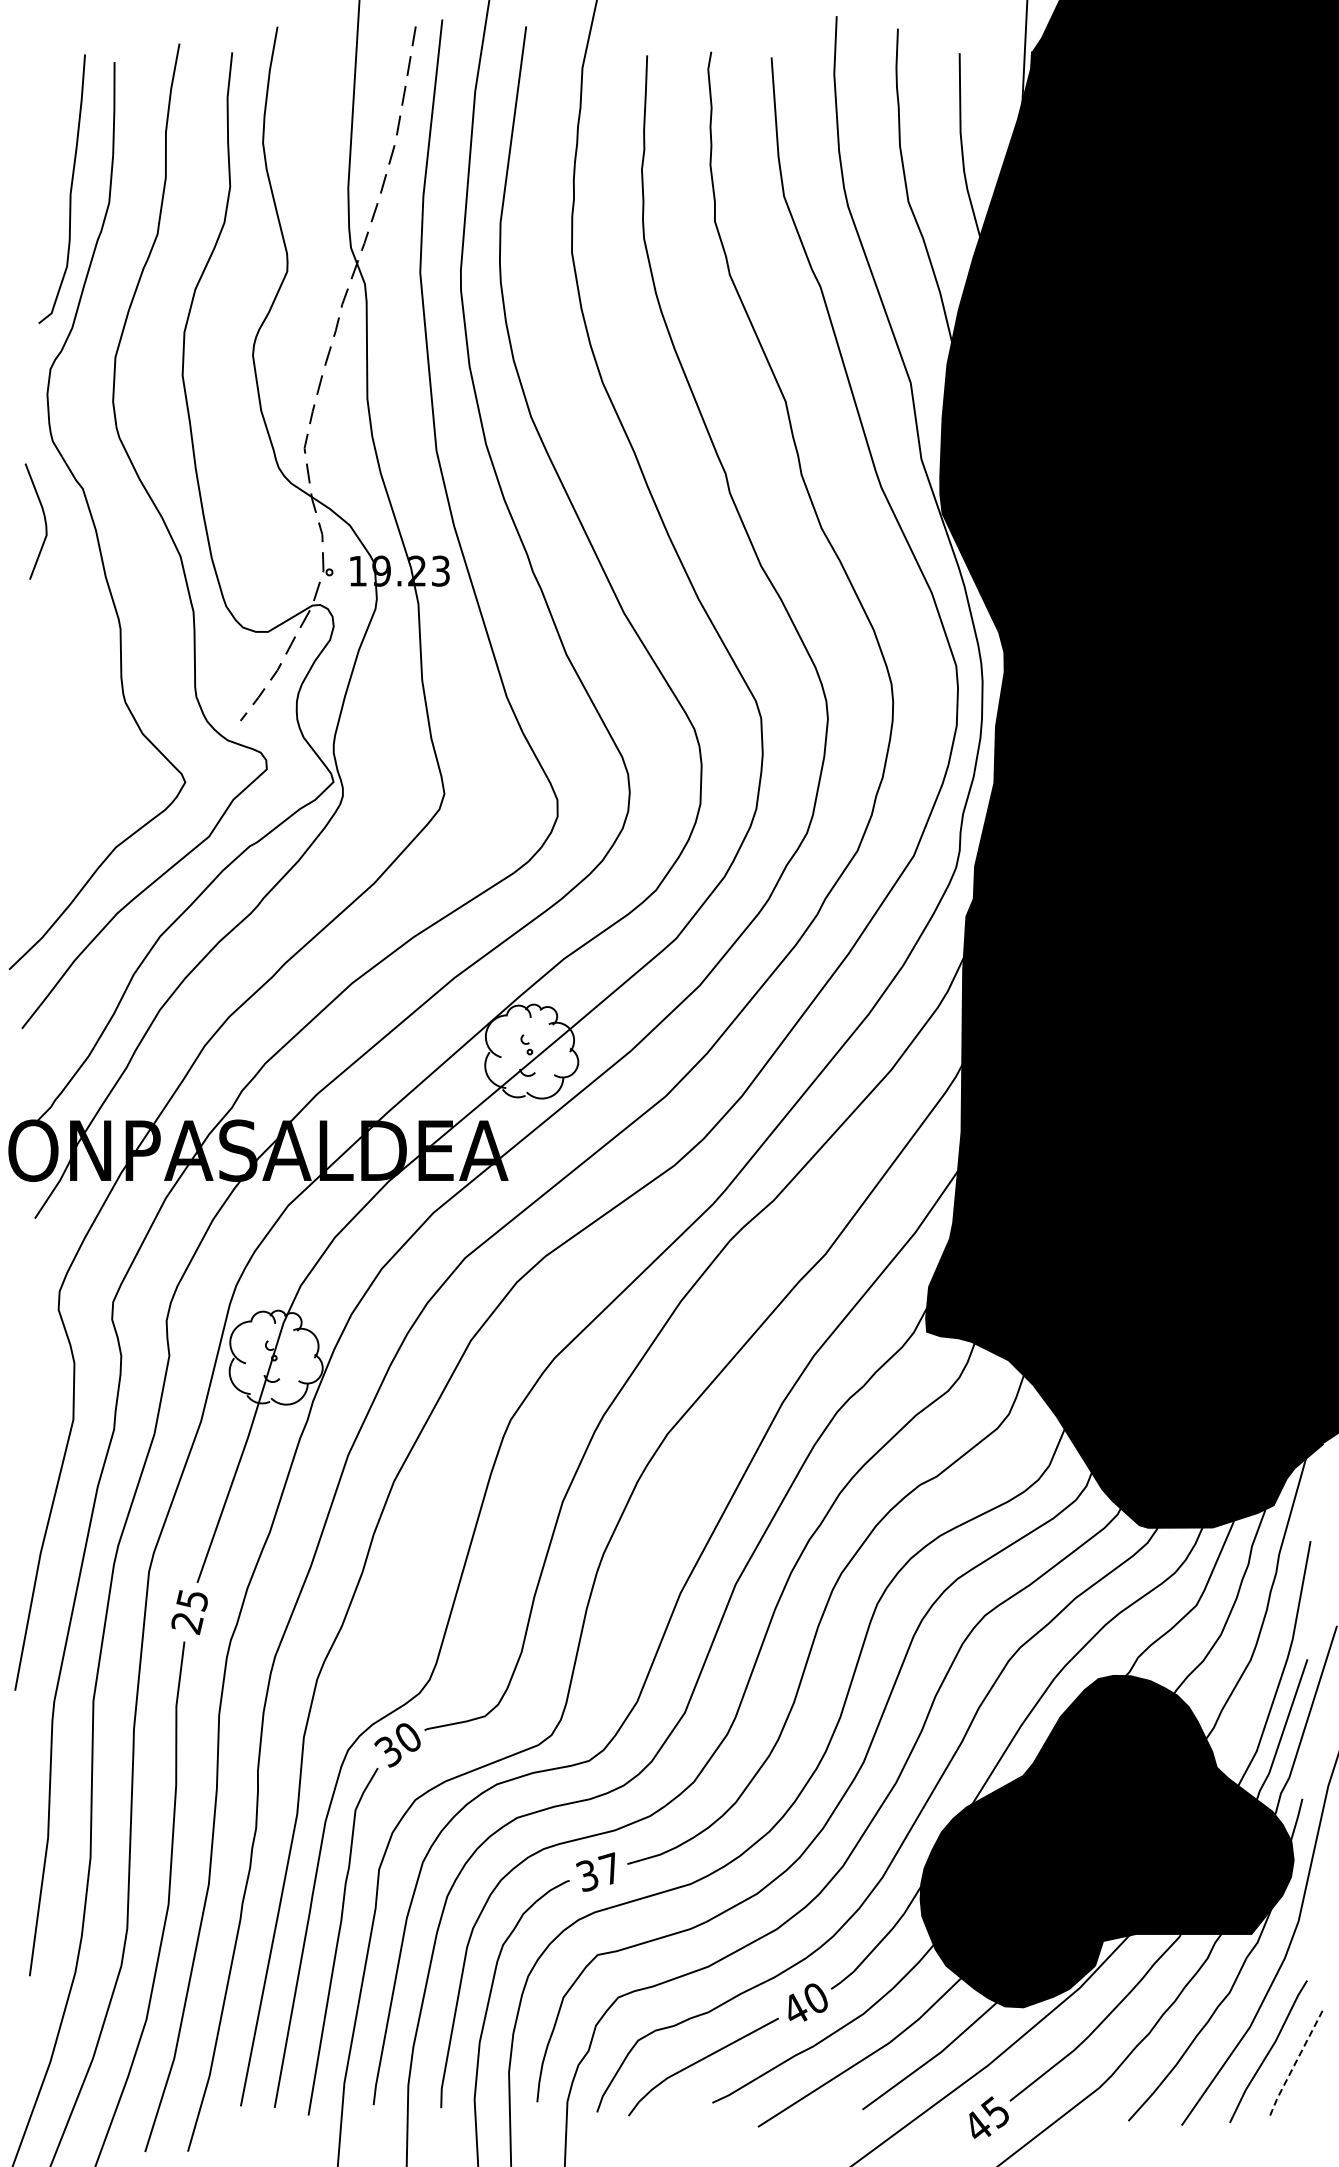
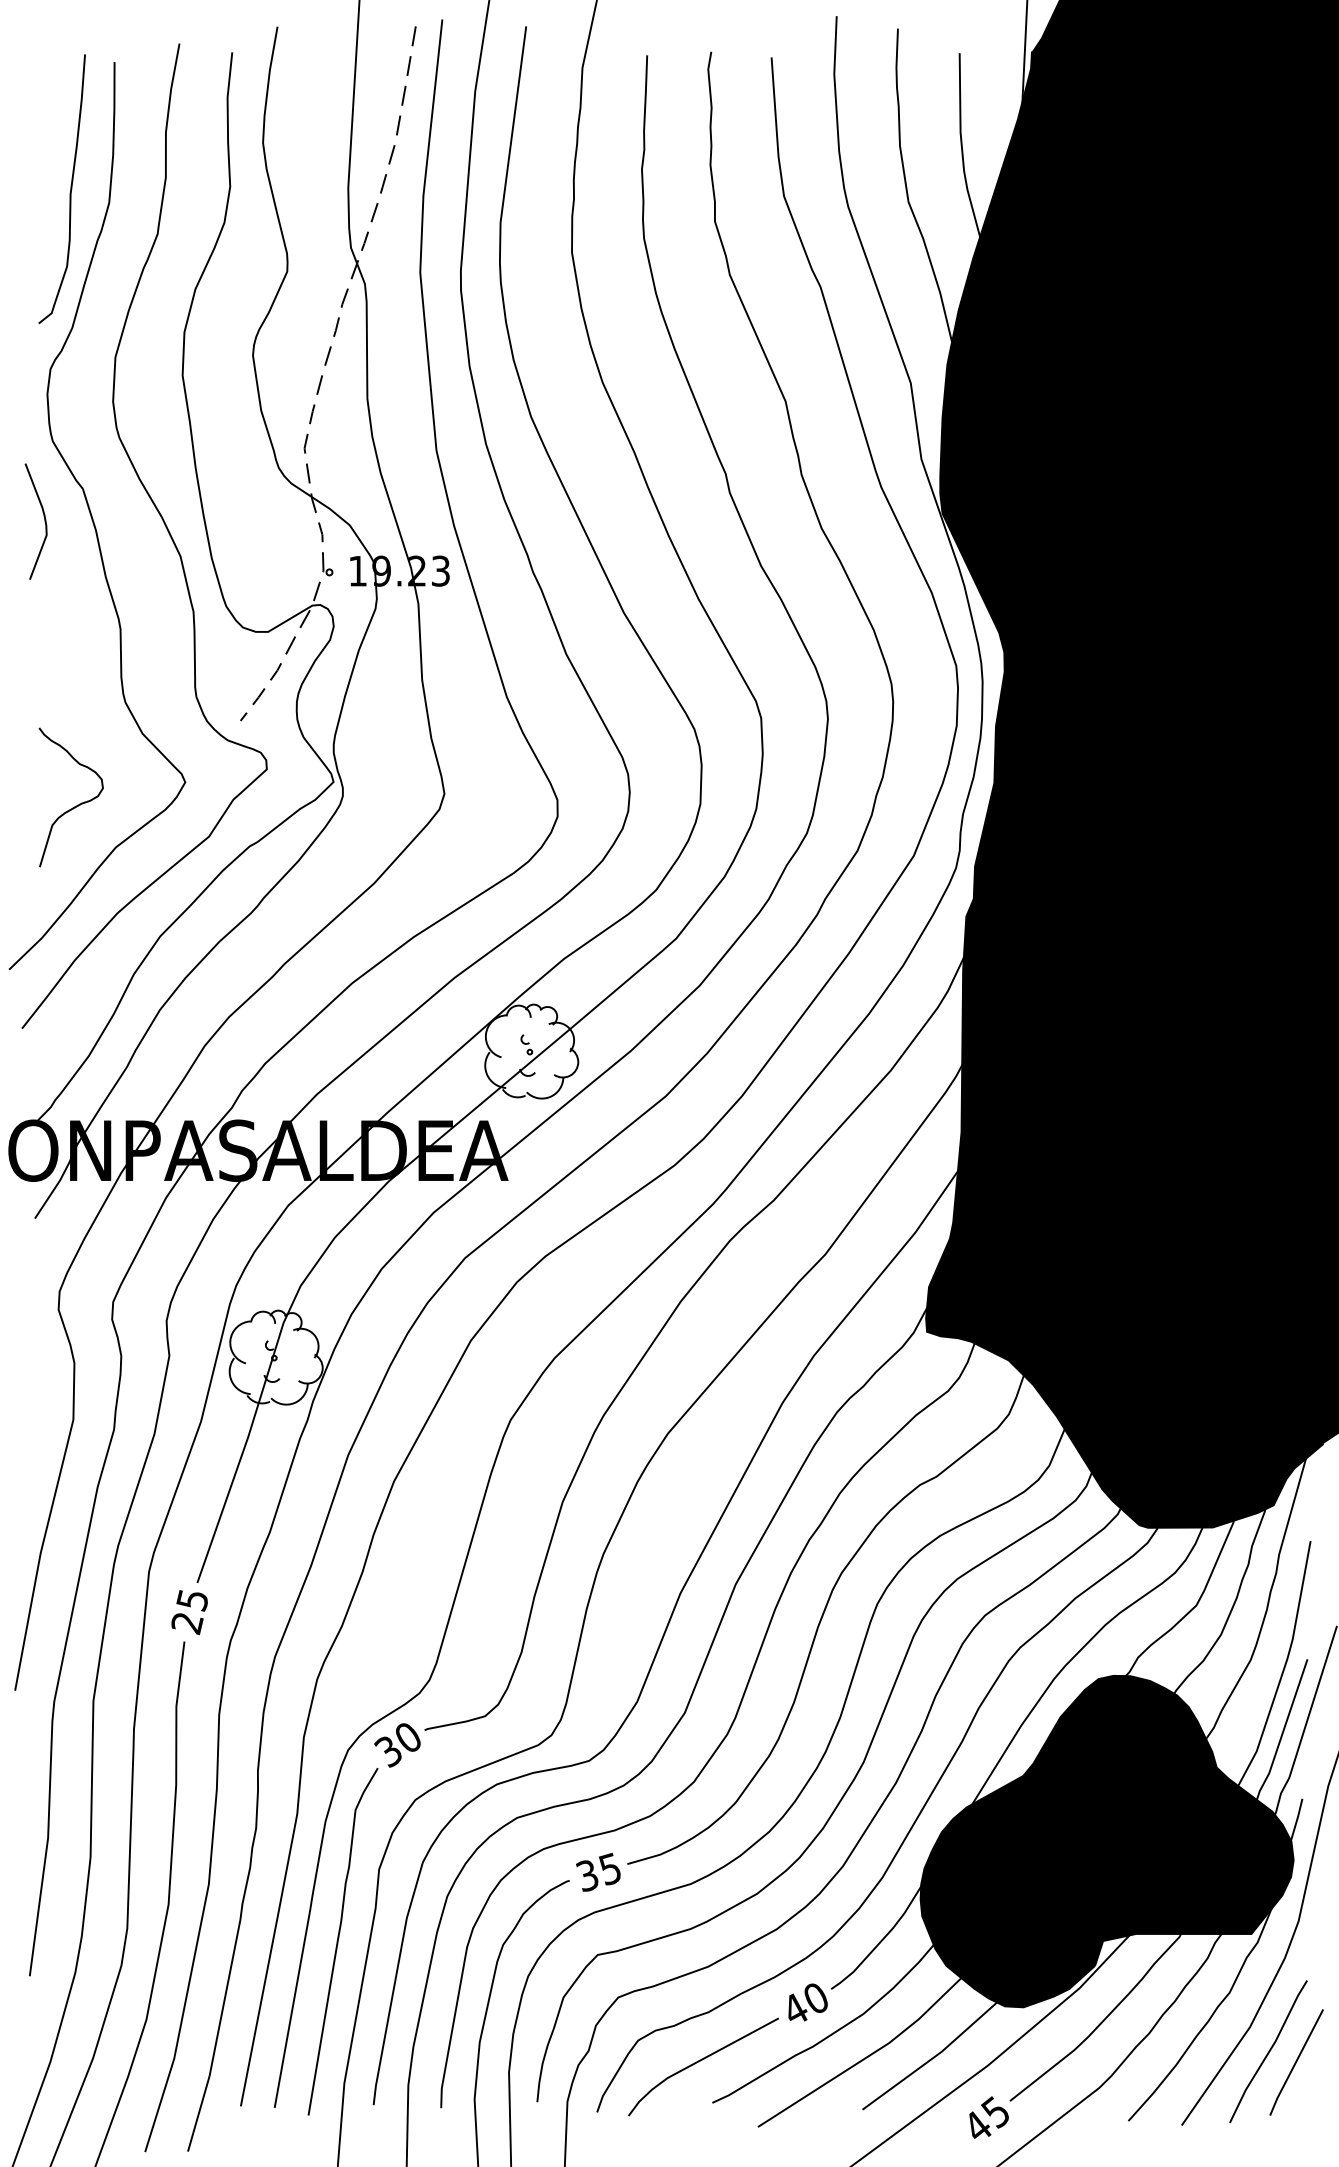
curve: none -> present (74, 806)
text: 37 -> 35 (609, 1868)
line: dashed -> solid (1295, 2062)
